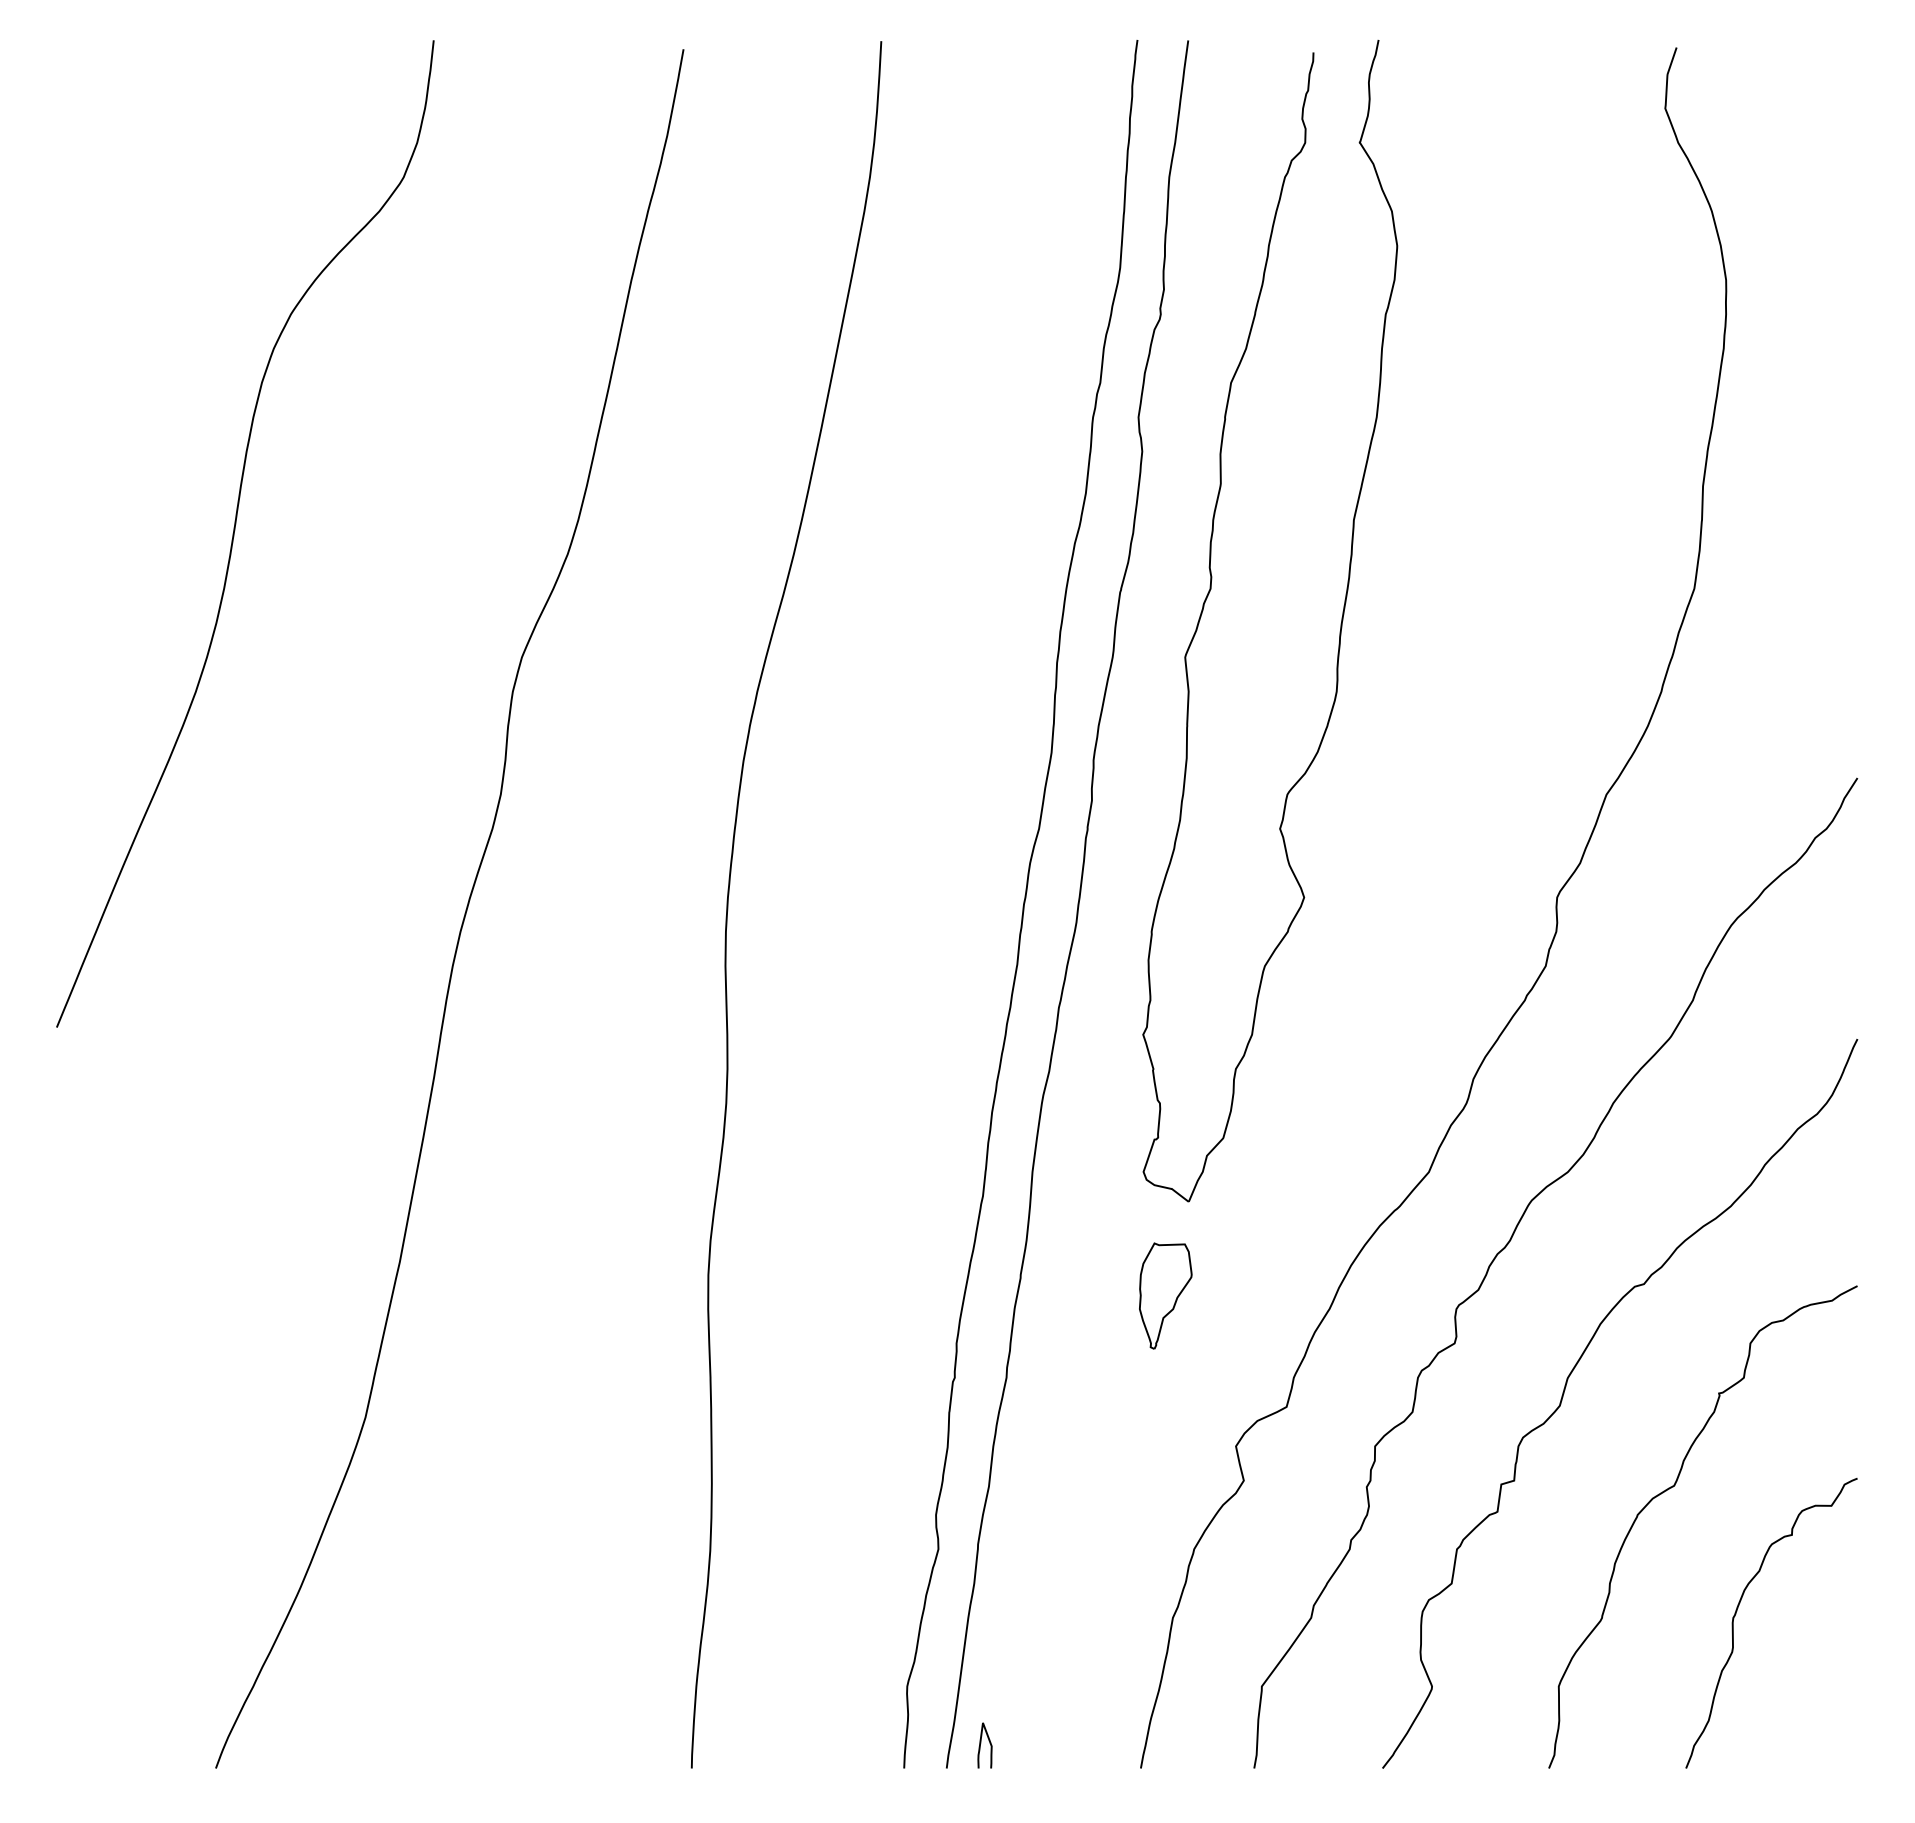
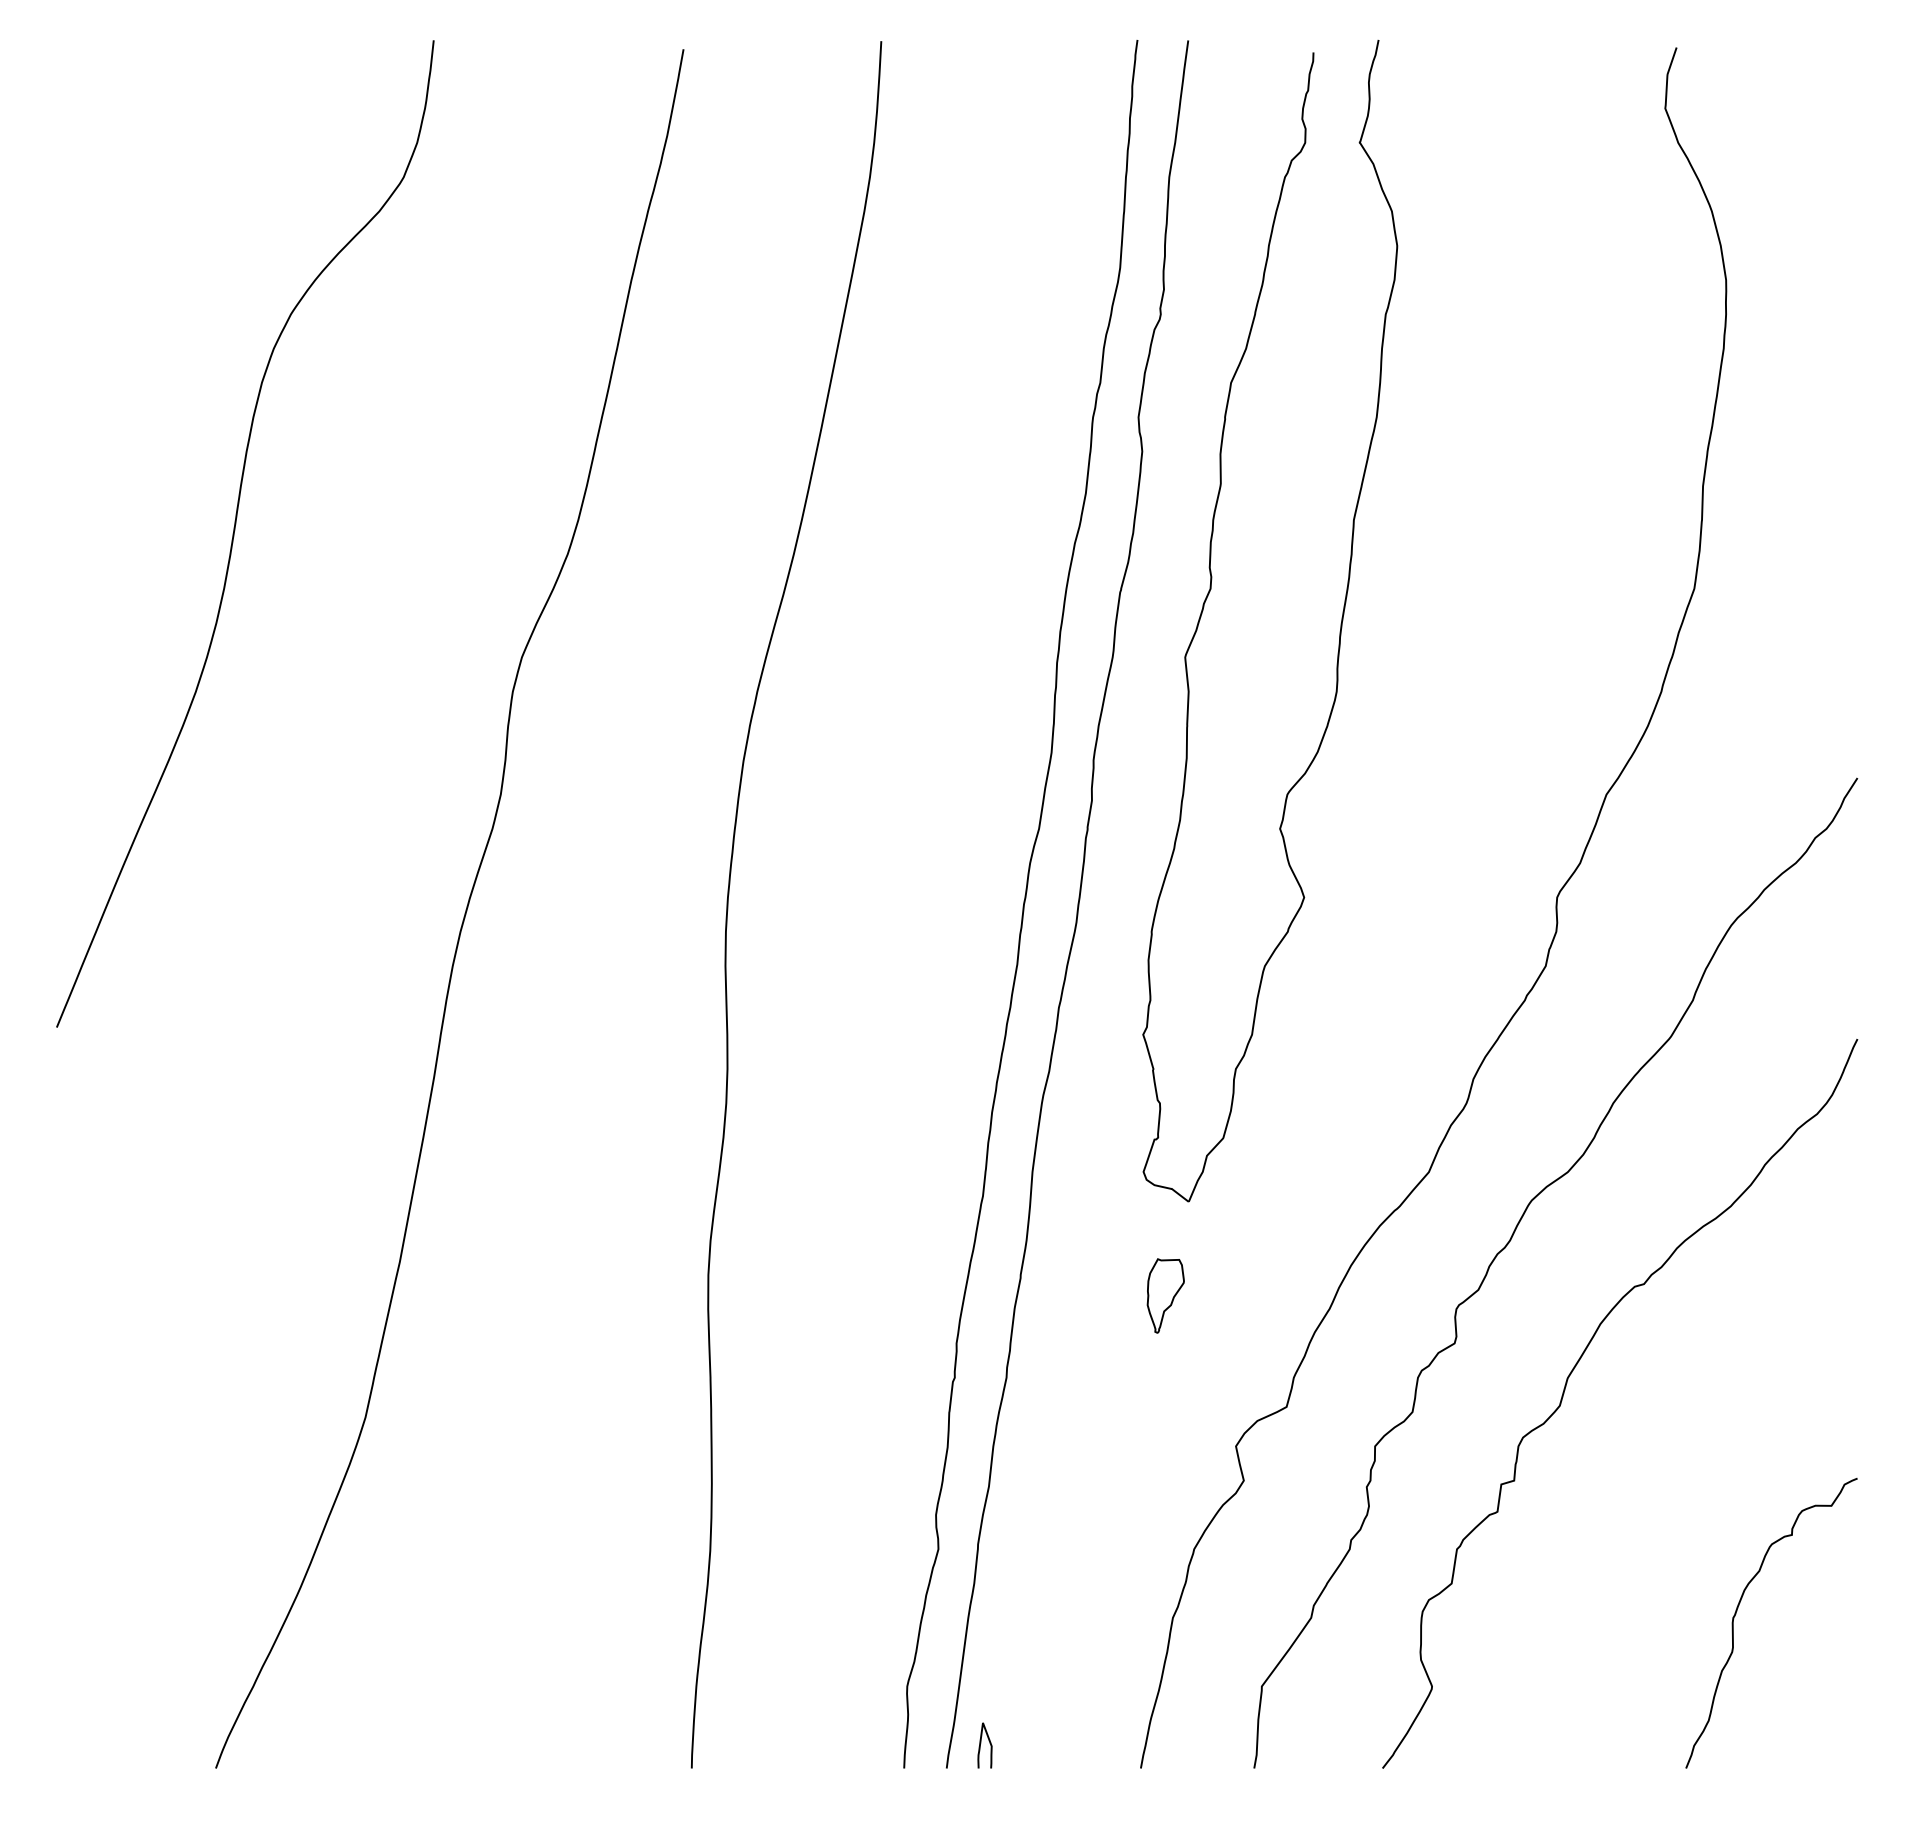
part size: 54x108 px -> 39x76 px (1165, 1295)
curve: present -> none (1673, 1487)
